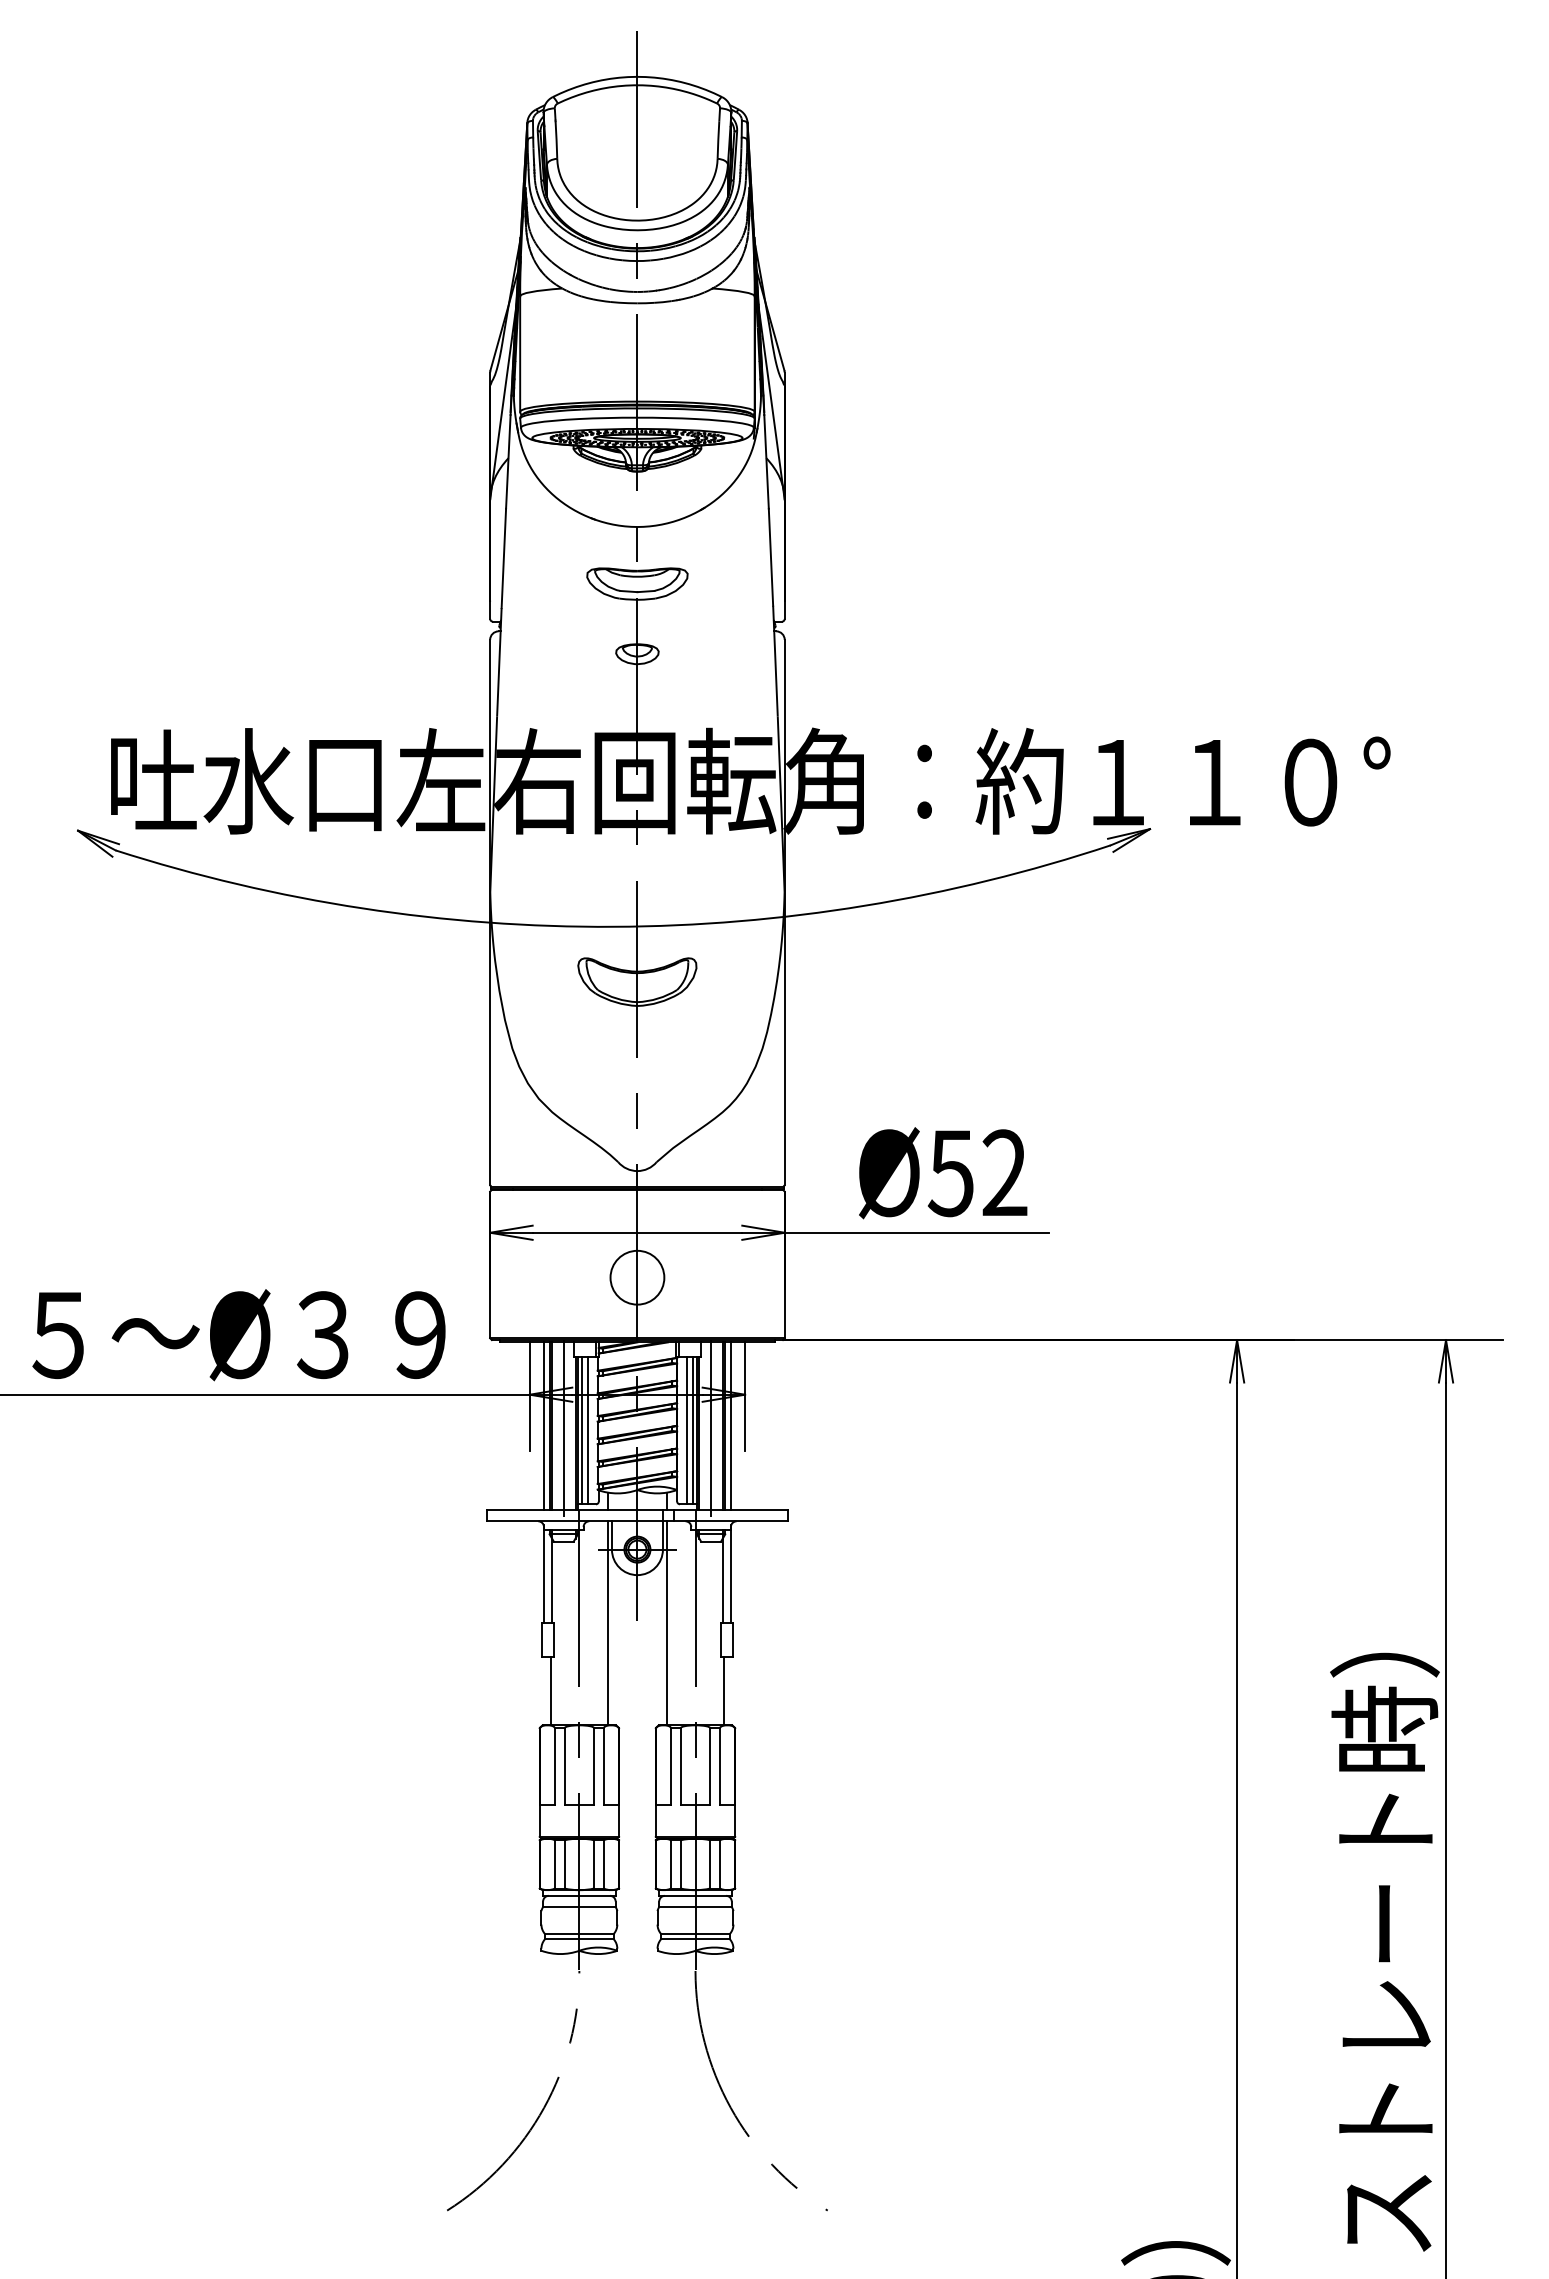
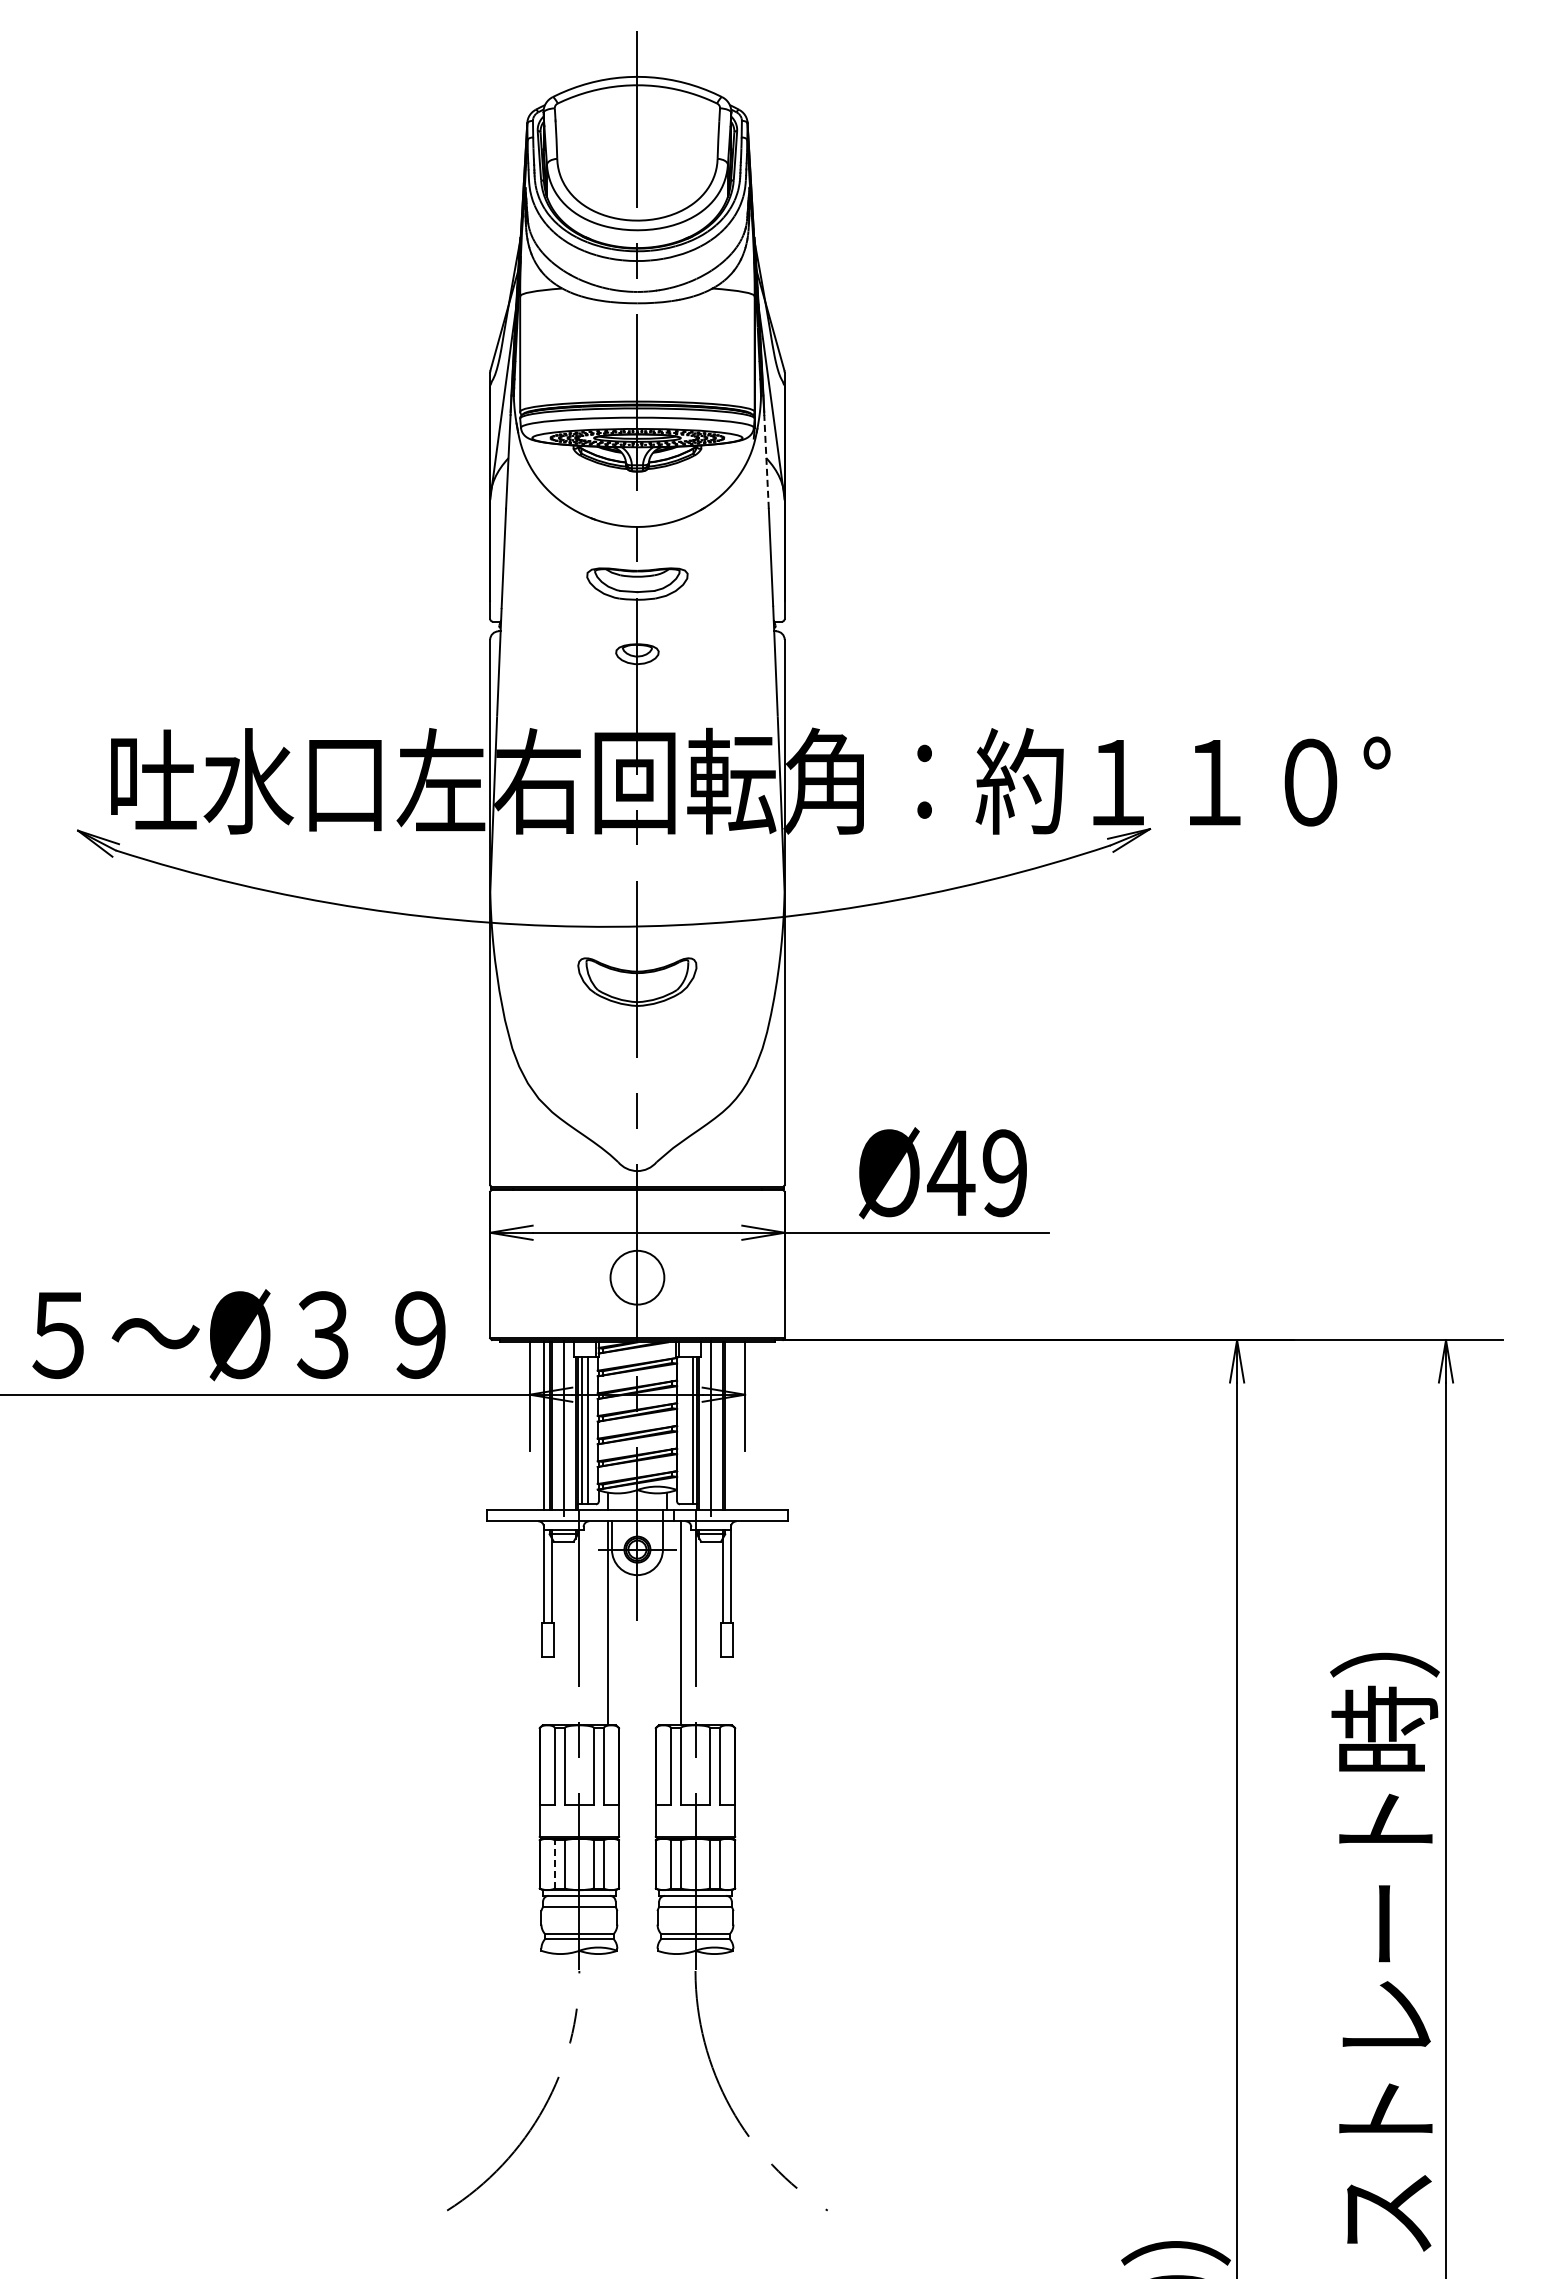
line: solid -> dashed (766, 461)
text: Ø52 -> Ø49 (977, 1173)
line: present -> none (731, 1425)
line: present -> none (687, 1430)
line position: (667, 1623) -> (681, 1623) (681, 1623)
line: present -> none (551, 1690)
line: present -> none (723, 1690)
line: solid -> dashed (554, 1863)
